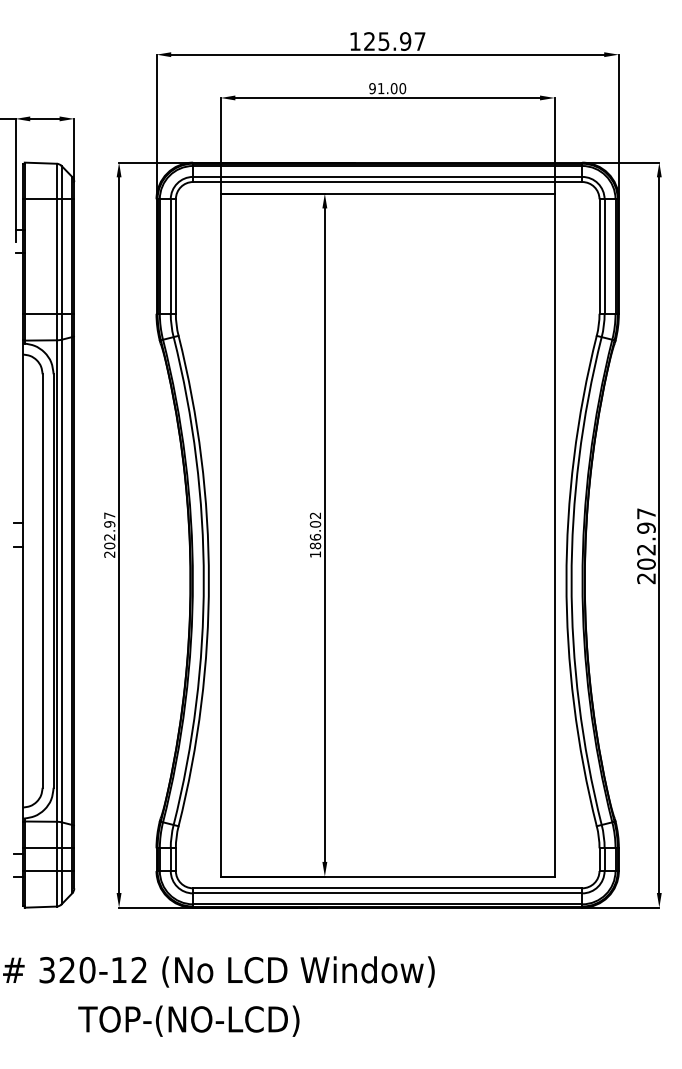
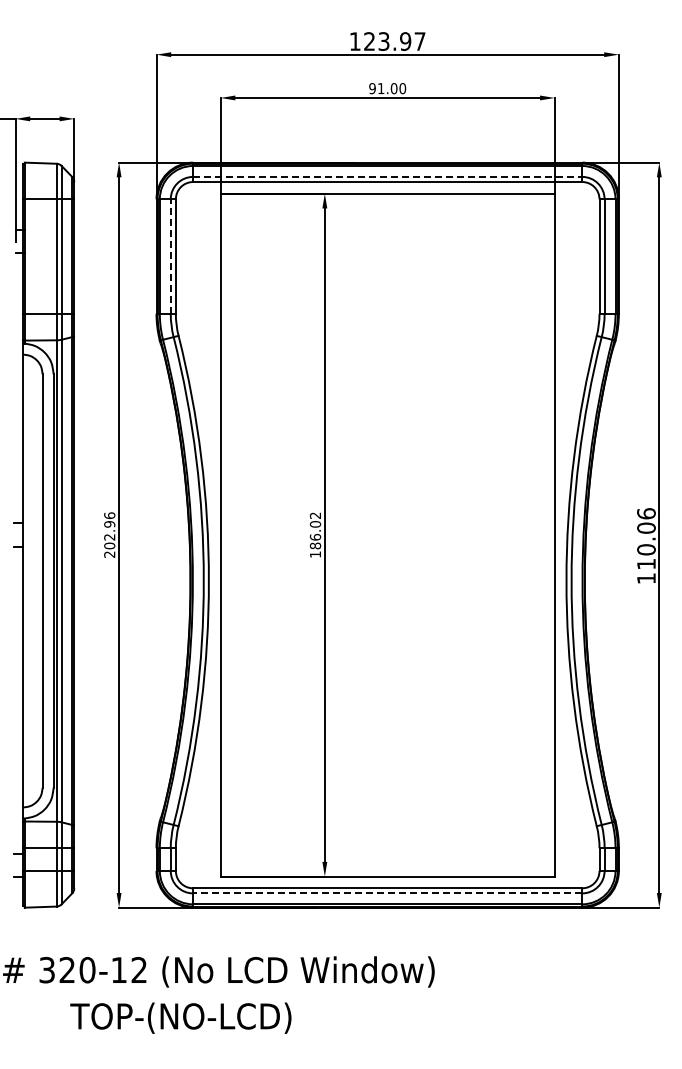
text: 125.97 -> 123.97 (384, 41)
line: solid -> dashed (387, 176)
line: solid -> dashed (170, 256)
text: 202.97 -> 202.96 (109, 515)
text: 202.97 -> 110.06 (646, 546)
line: solid -> dashed (387, 893)
text position: (188, 1020) -> (180, 1017) (180, 1017)
